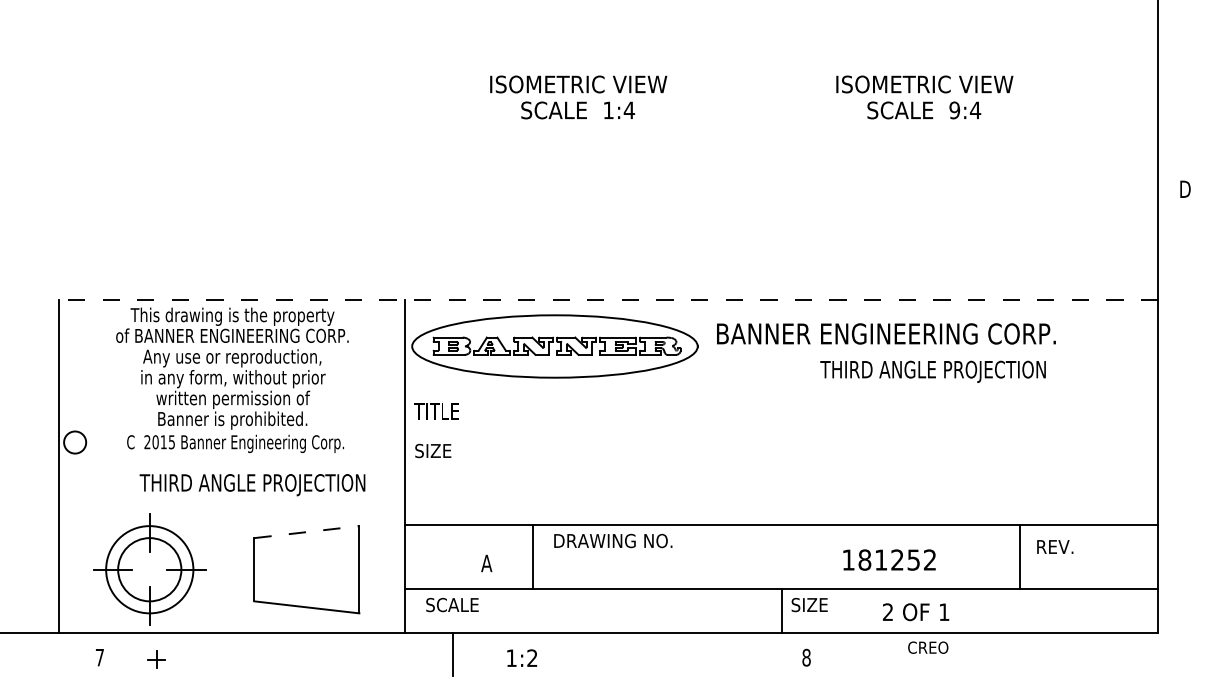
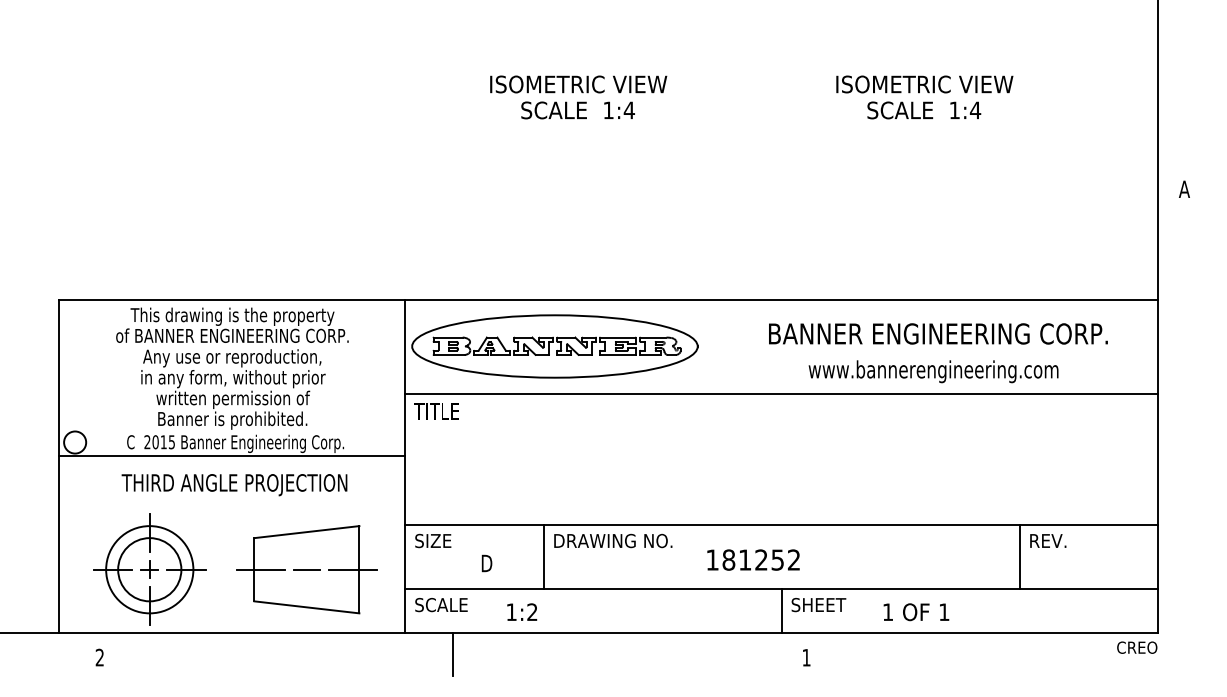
text: 9:4 -> 1:4 (954, 110)
text: D -> A (1184, 188)
line: dashed -> solid (608, 300)
text position: (886, 333) -> (938, 333) (938, 333)
text: THIRD ANGLE PROJECTION -> www.bannerengineering.com (933, 371)
line: none -> present (781, 393)
text position: (433, 450) -> (433, 540) (433, 540)
line: none -> present (232, 456)
text position: (252, 485) -> (234, 485) (234, 485)
line: dashed -> solid (306, 532)
text position: (1055, 546) -> (1048, 540) (1048, 540)
line position: (532, 557) -> (543, 557) (543, 557)
text position: (889, 559) -> (753, 559) (753, 559)
text: A -> D (486, 563)
line: none -> present (261, 569)
line: none -> present (306, 569)
line: none -> present (352, 569)
text: SIZE -> SHEET (825, 604)
text position: (452, 605) -> (441, 605) (441, 605)
text: 2 -> 1 (887, 611)
text position: (928, 647) -> (1137, 647) (1137, 647)
text: 7 -> 2 (99, 657)
text position: (522, 657) -> (522, 611) (522, 611)
text: 8 -> 1 (806, 657)
part position: (156, 659) -> (149, 569) (149, 569)
